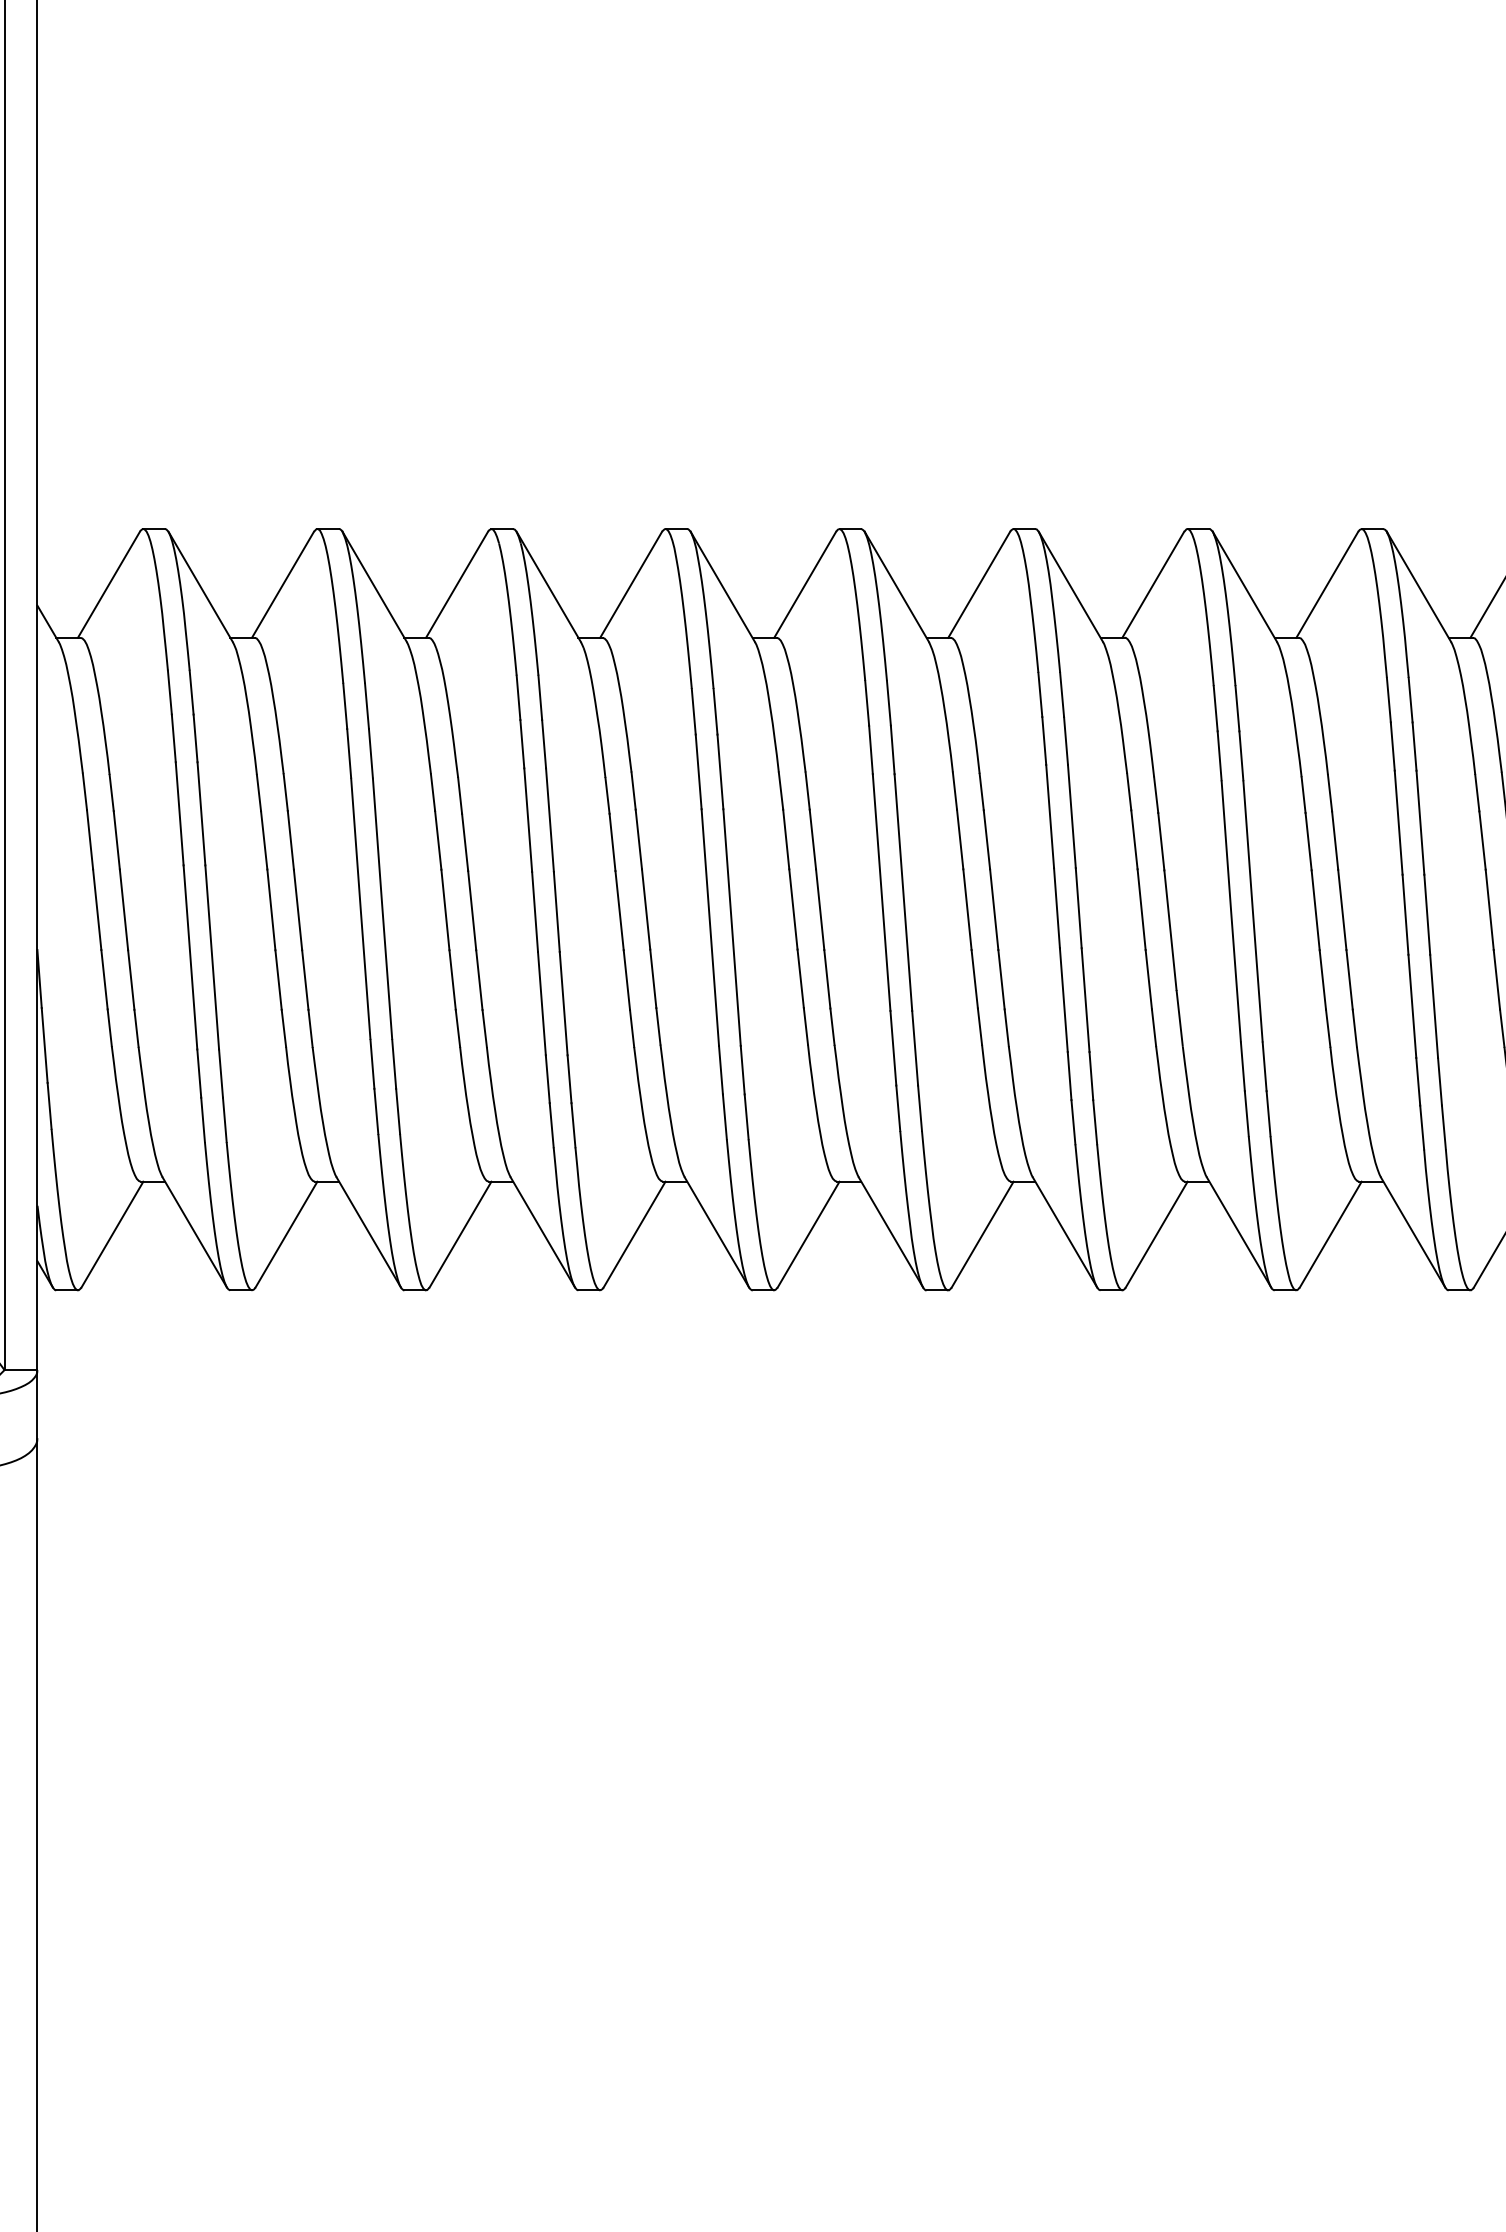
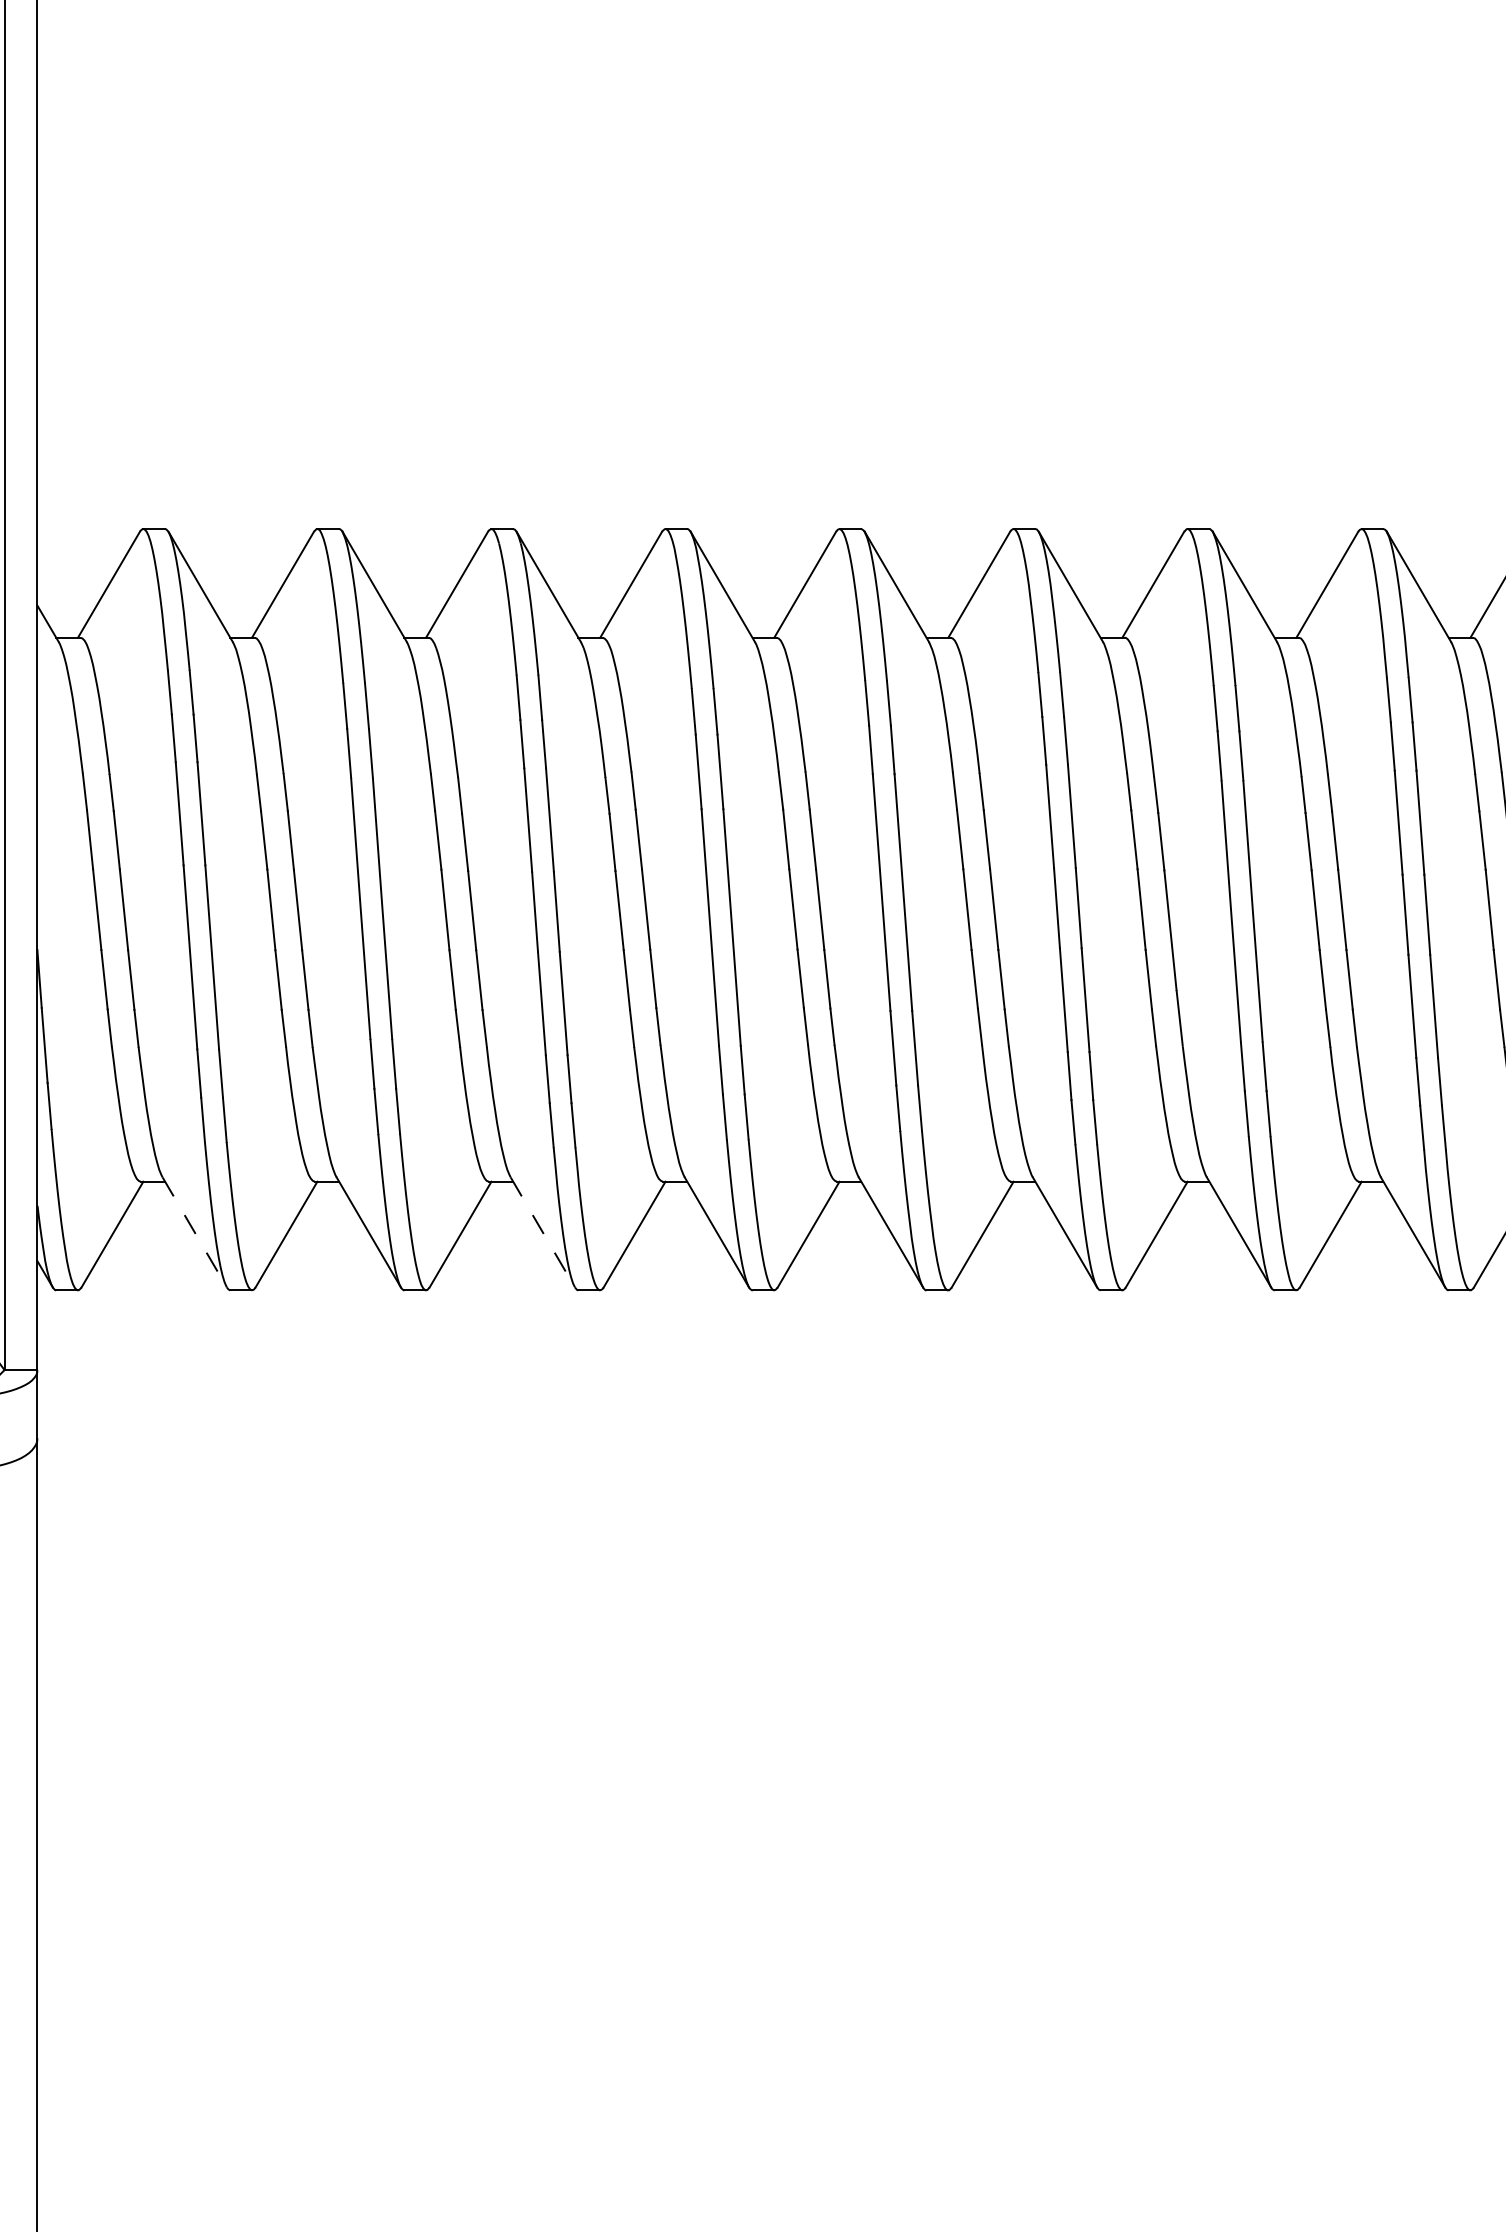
line: solid -> dashed (194, 1232)
line: solid -> dashed (542, 1232)
